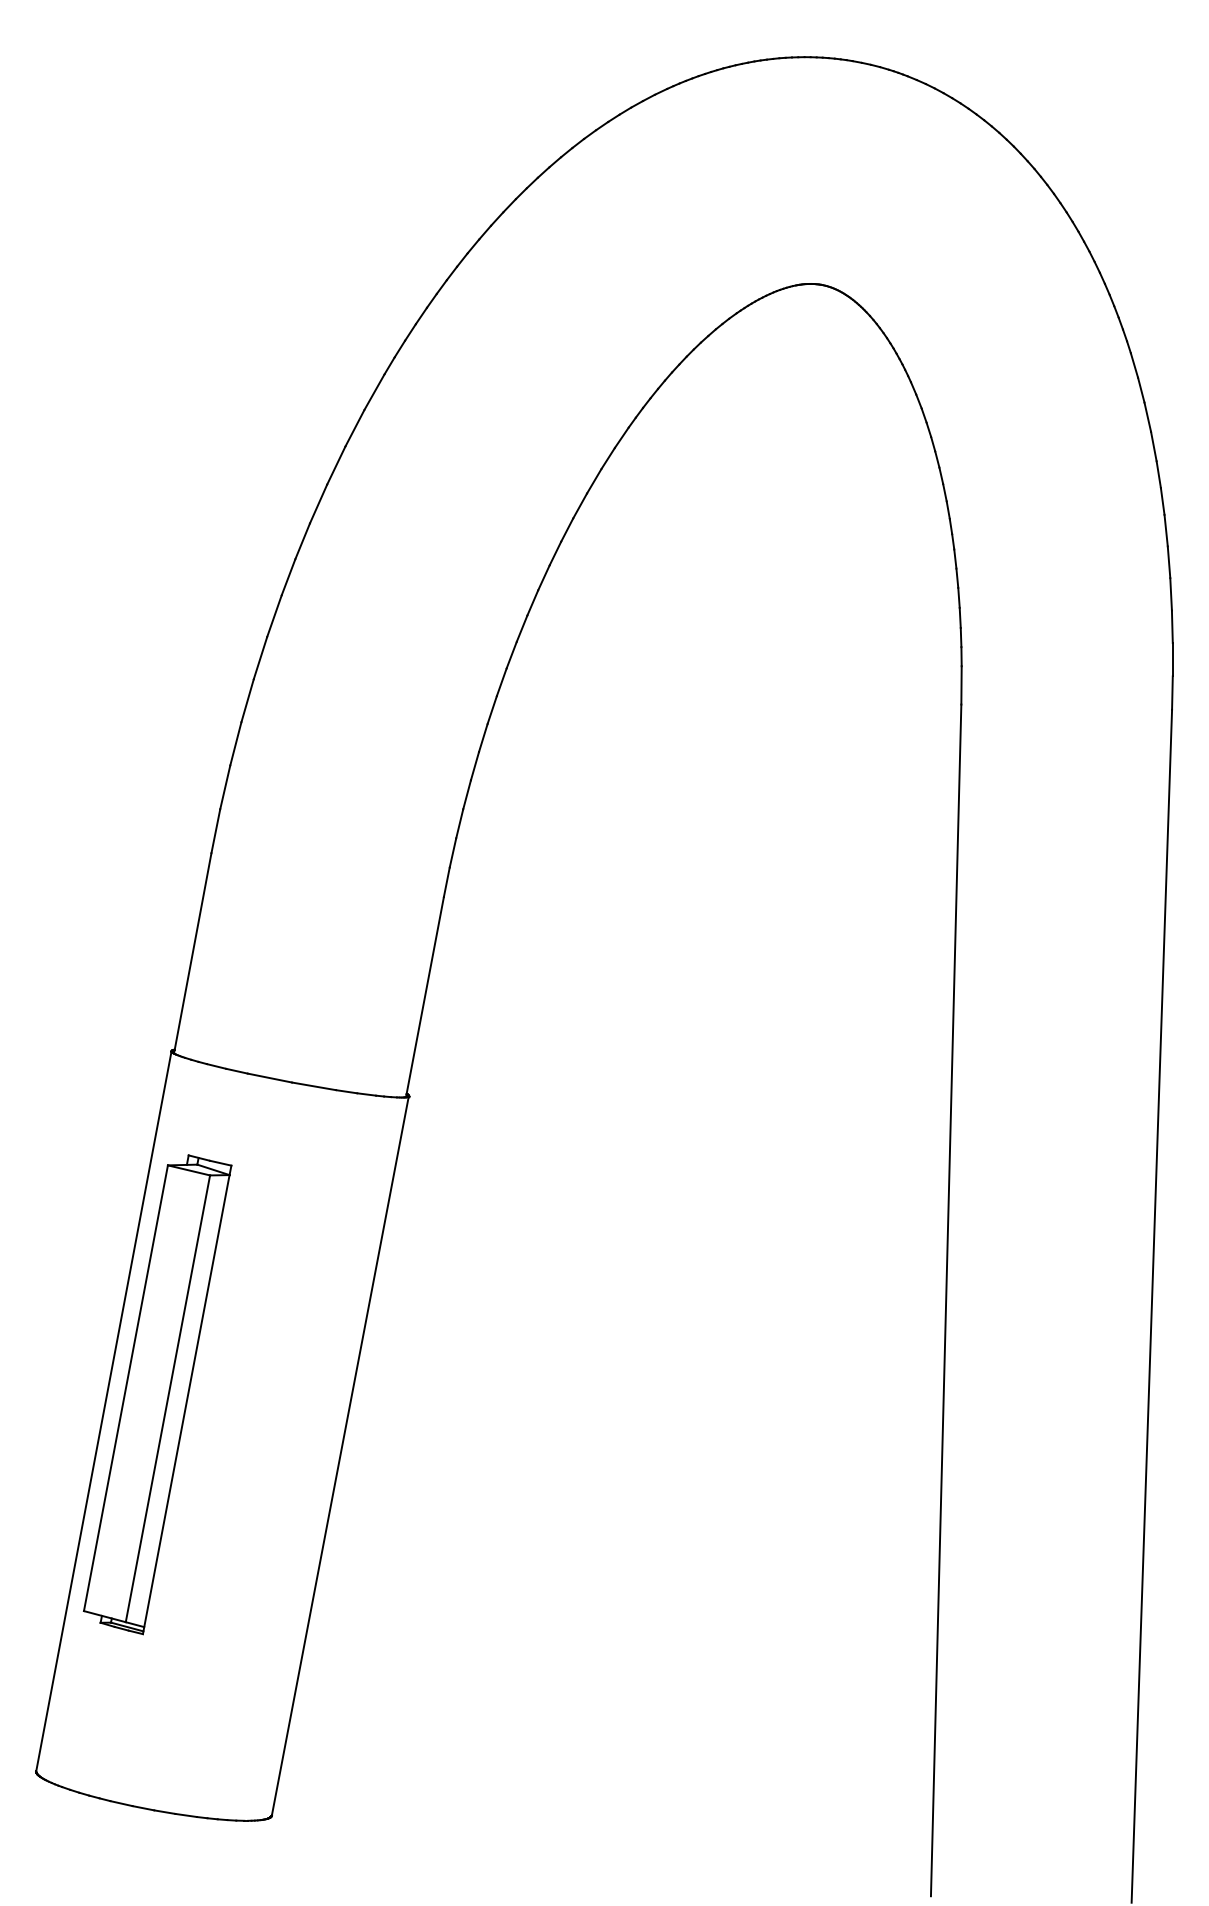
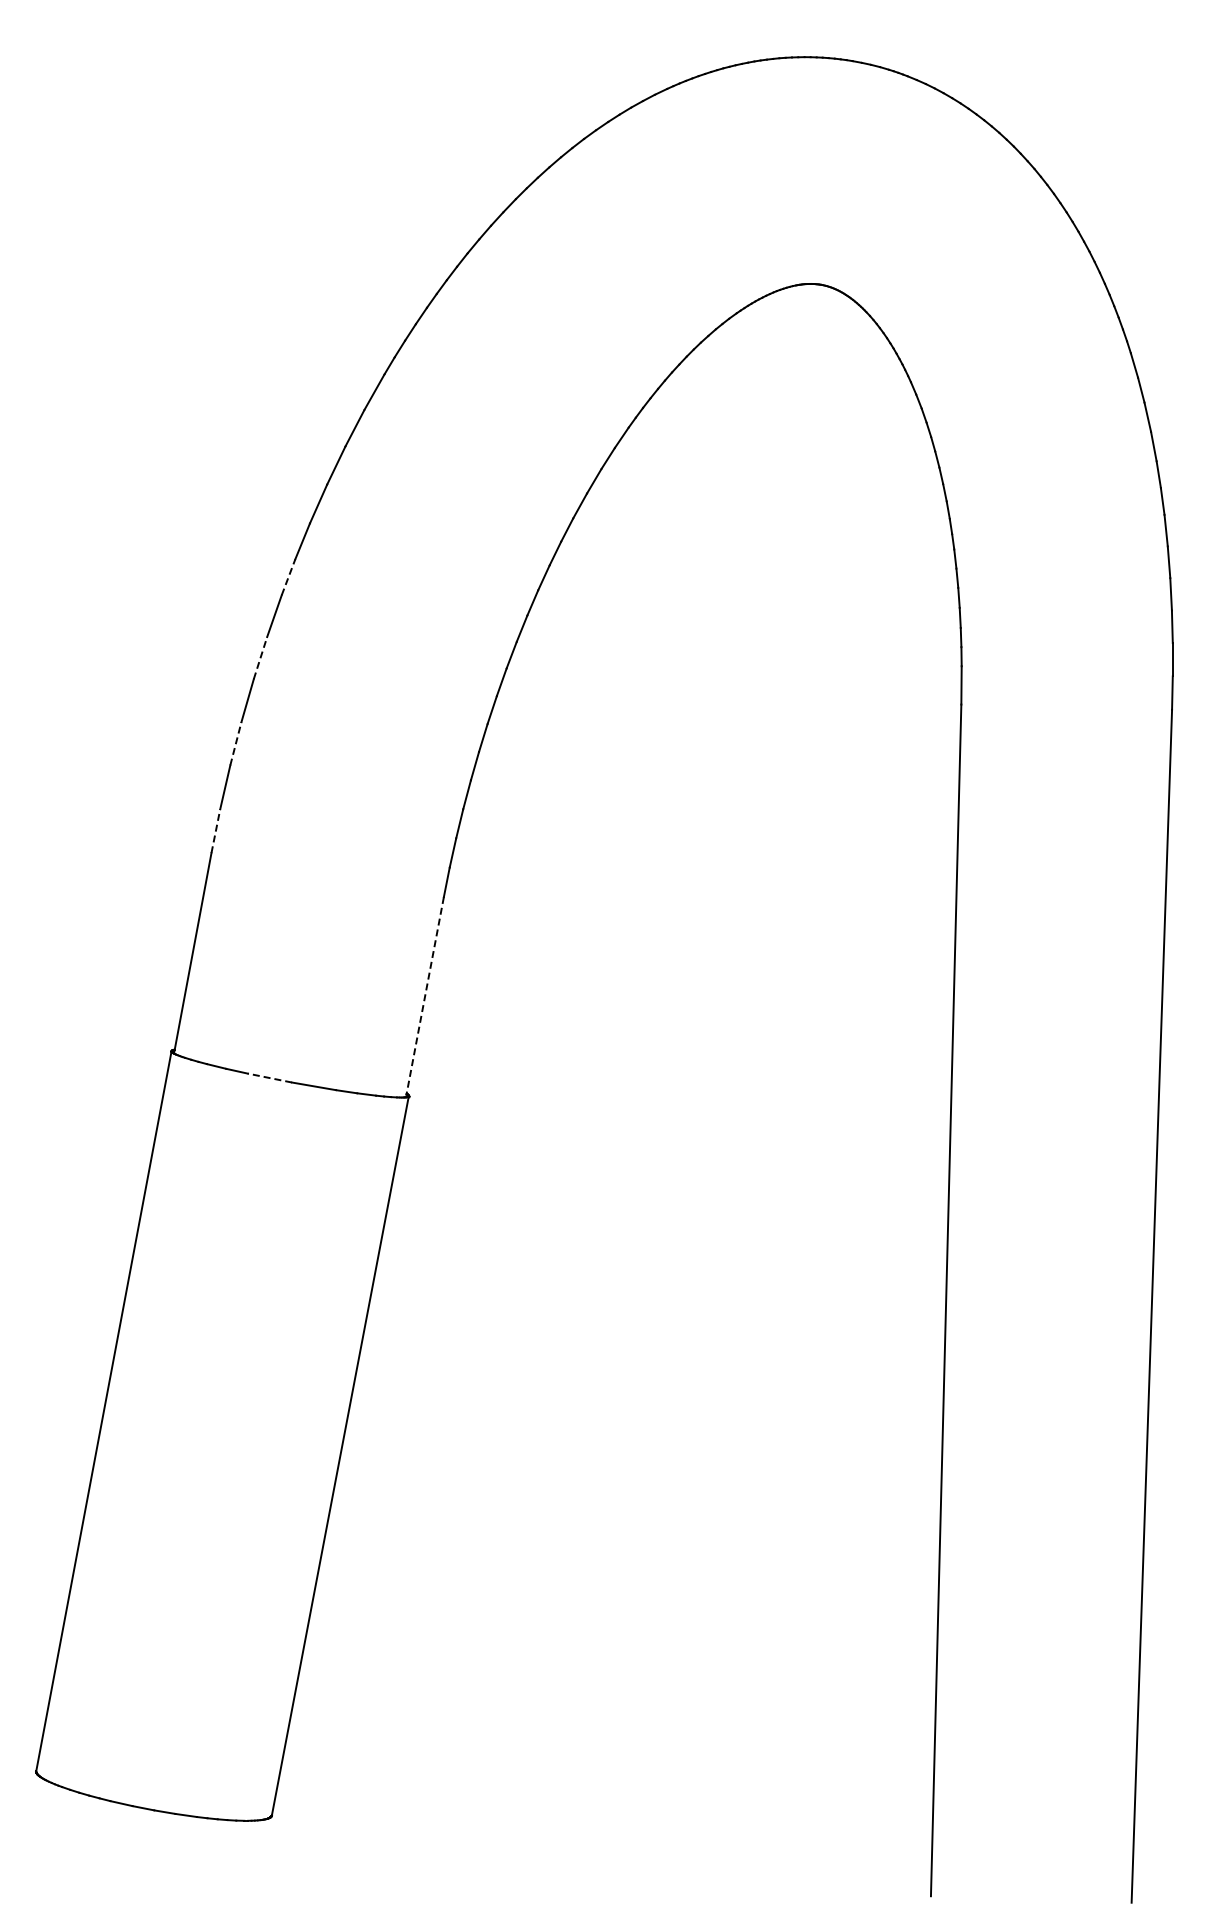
line: solid -> dashed (288, 576)
line: solid -> dashed (260, 657)
line: solid -> dashed (236, 743)
line: solid -> dashed (215, 830)
line: solid -> dashed (425, 996)
line: solid -> dashed (269, 1078)
part: present -> none (157, 1394)
